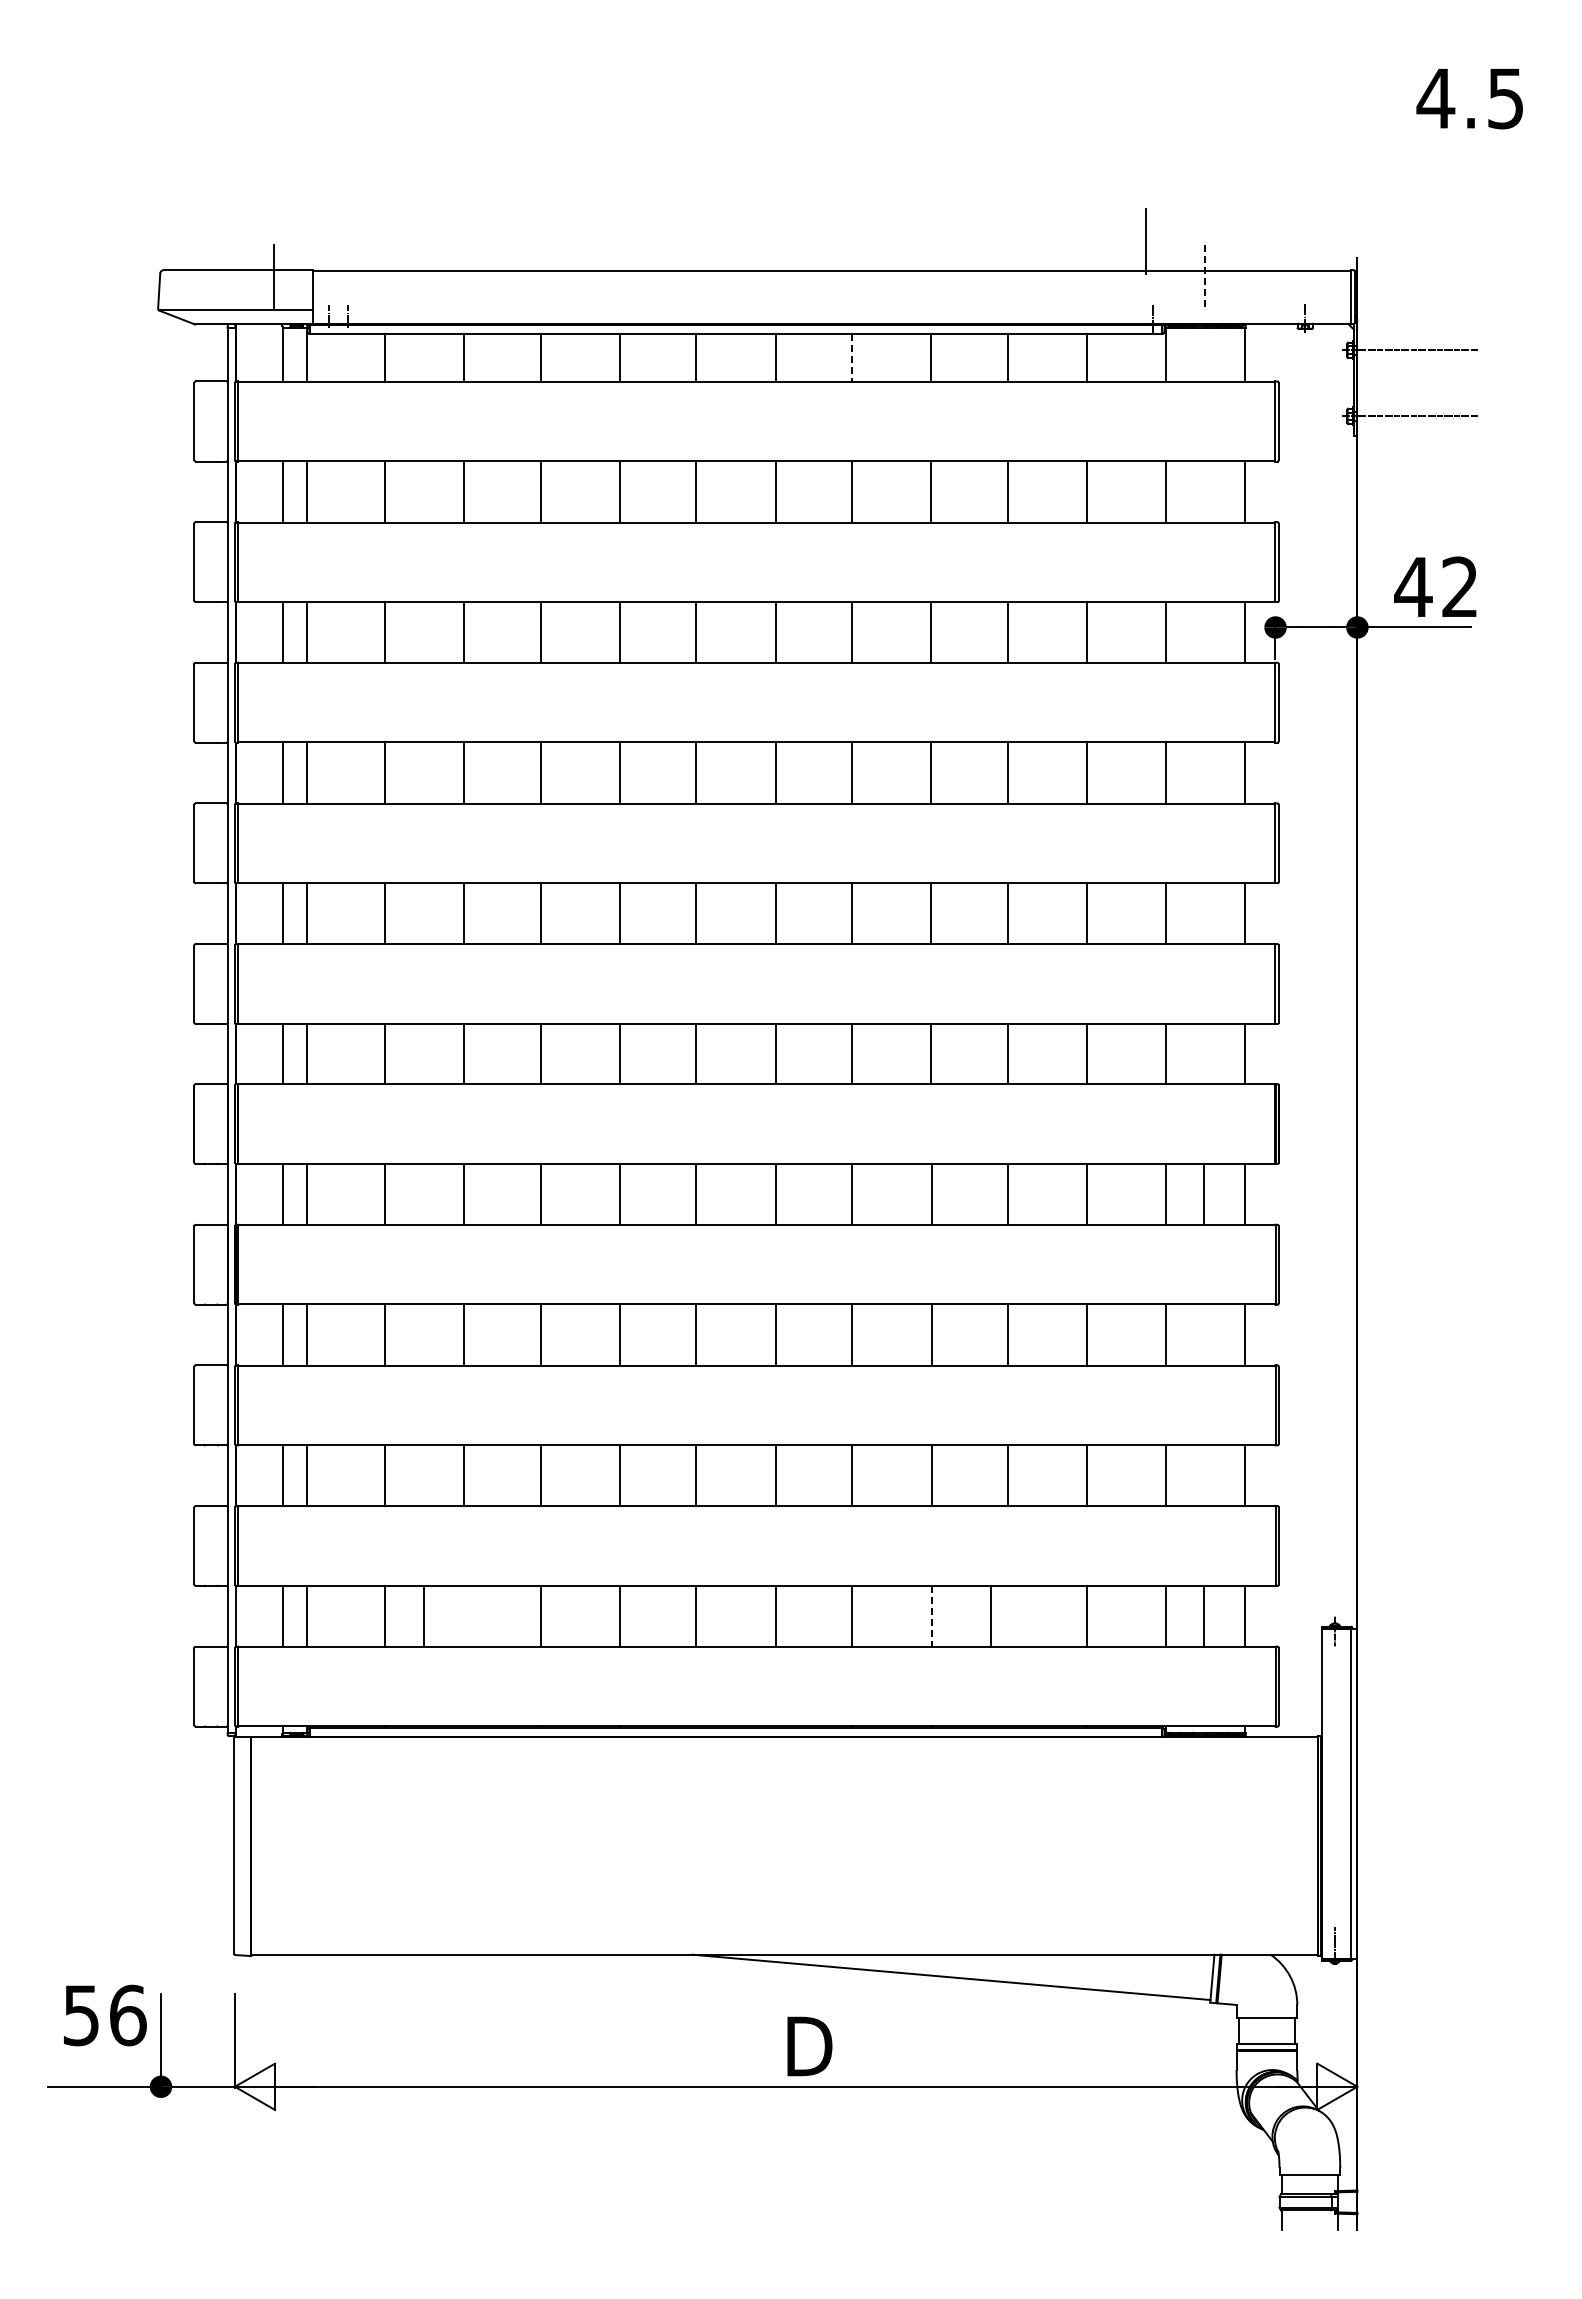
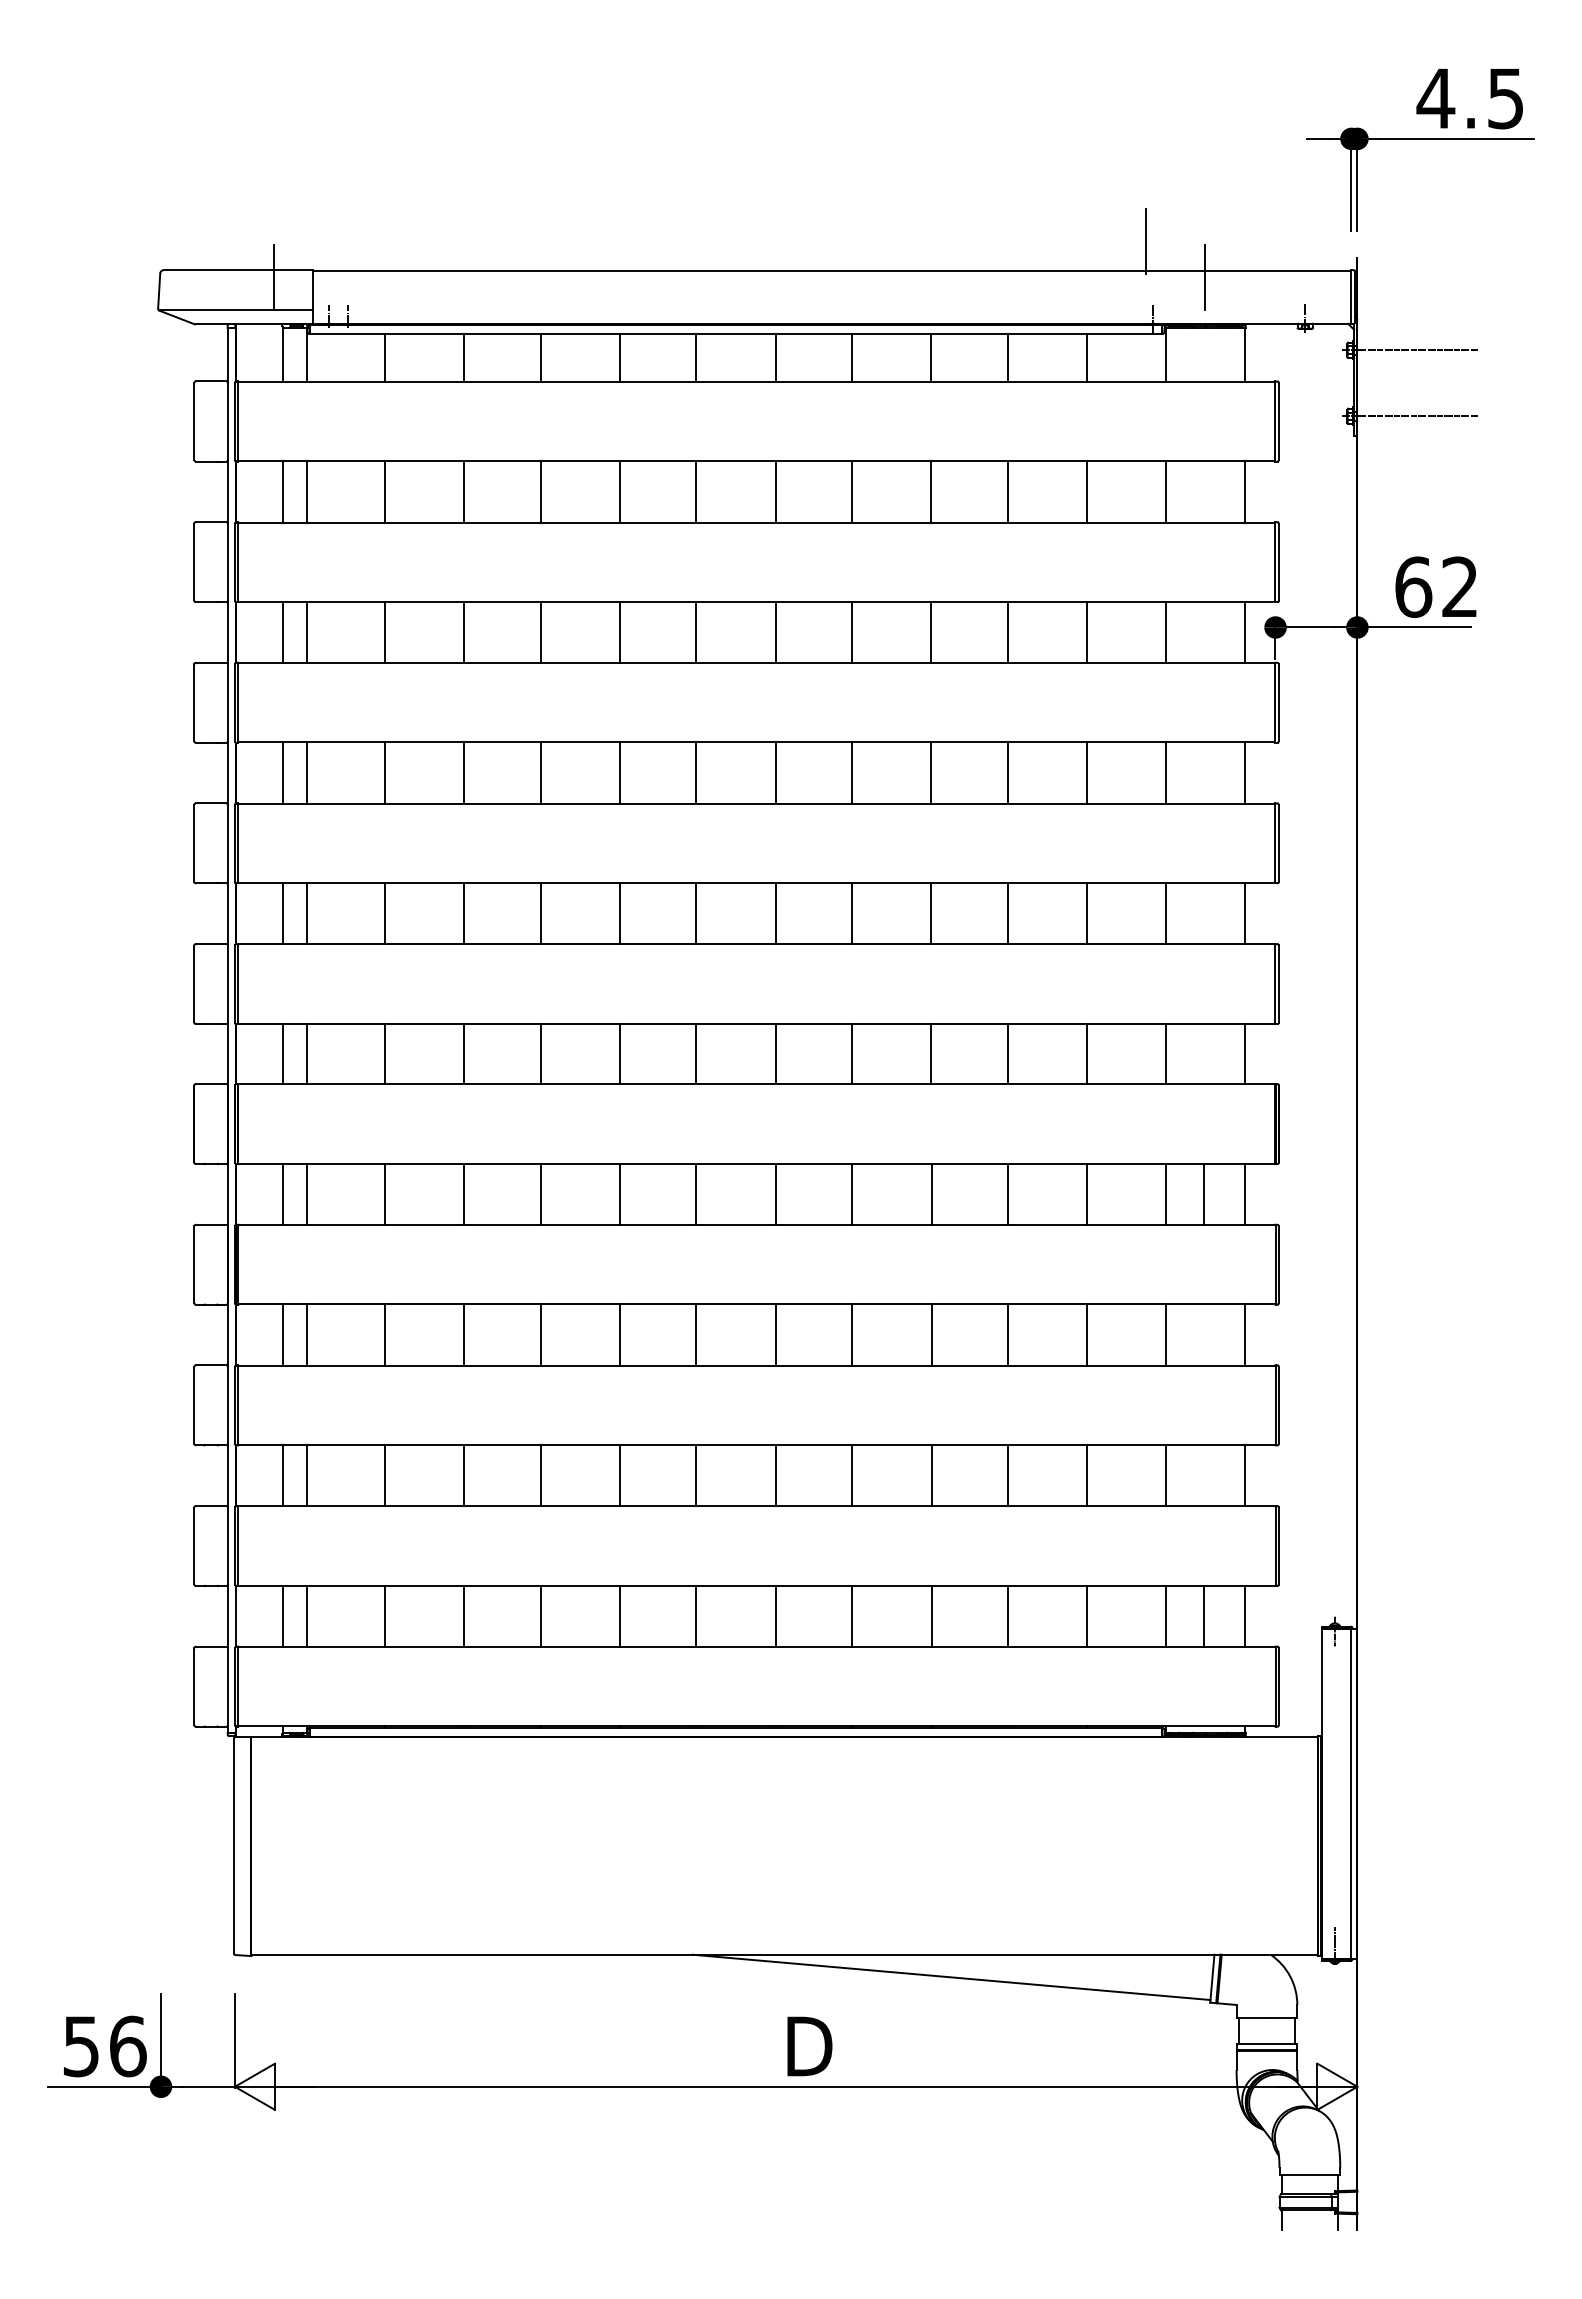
part: none -> present (1420, 139)
line: dashed -> solid (1205, 277)
line: dashed -> solid (852, 358)
text: 42 -> 62 (1413, 586)
line position: (424, 1616) -> (464, 1616) (464, 1616)
line: dashed -> solid (931, 1616)
line position: (991, 1616) -> (1008, 1616) (1008, 1616)
text position: (105, 2015) -> (105, 2046) (105, 2046)
